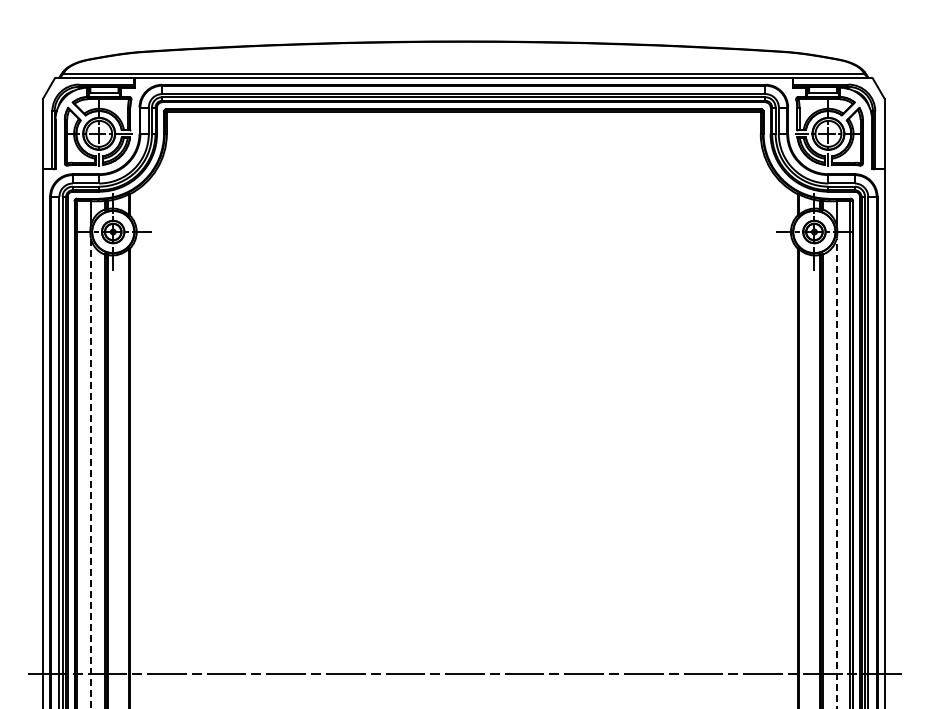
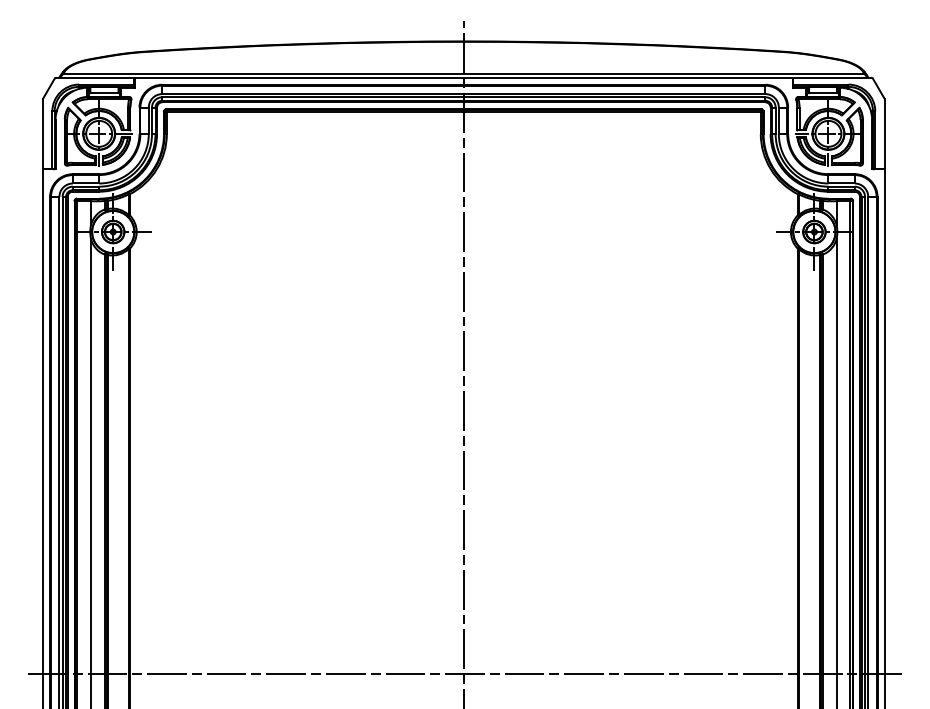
line: none -> present (463, 363)
line: dashed -> solid (90, 473)
line: dashed -> solid (836, 473)
